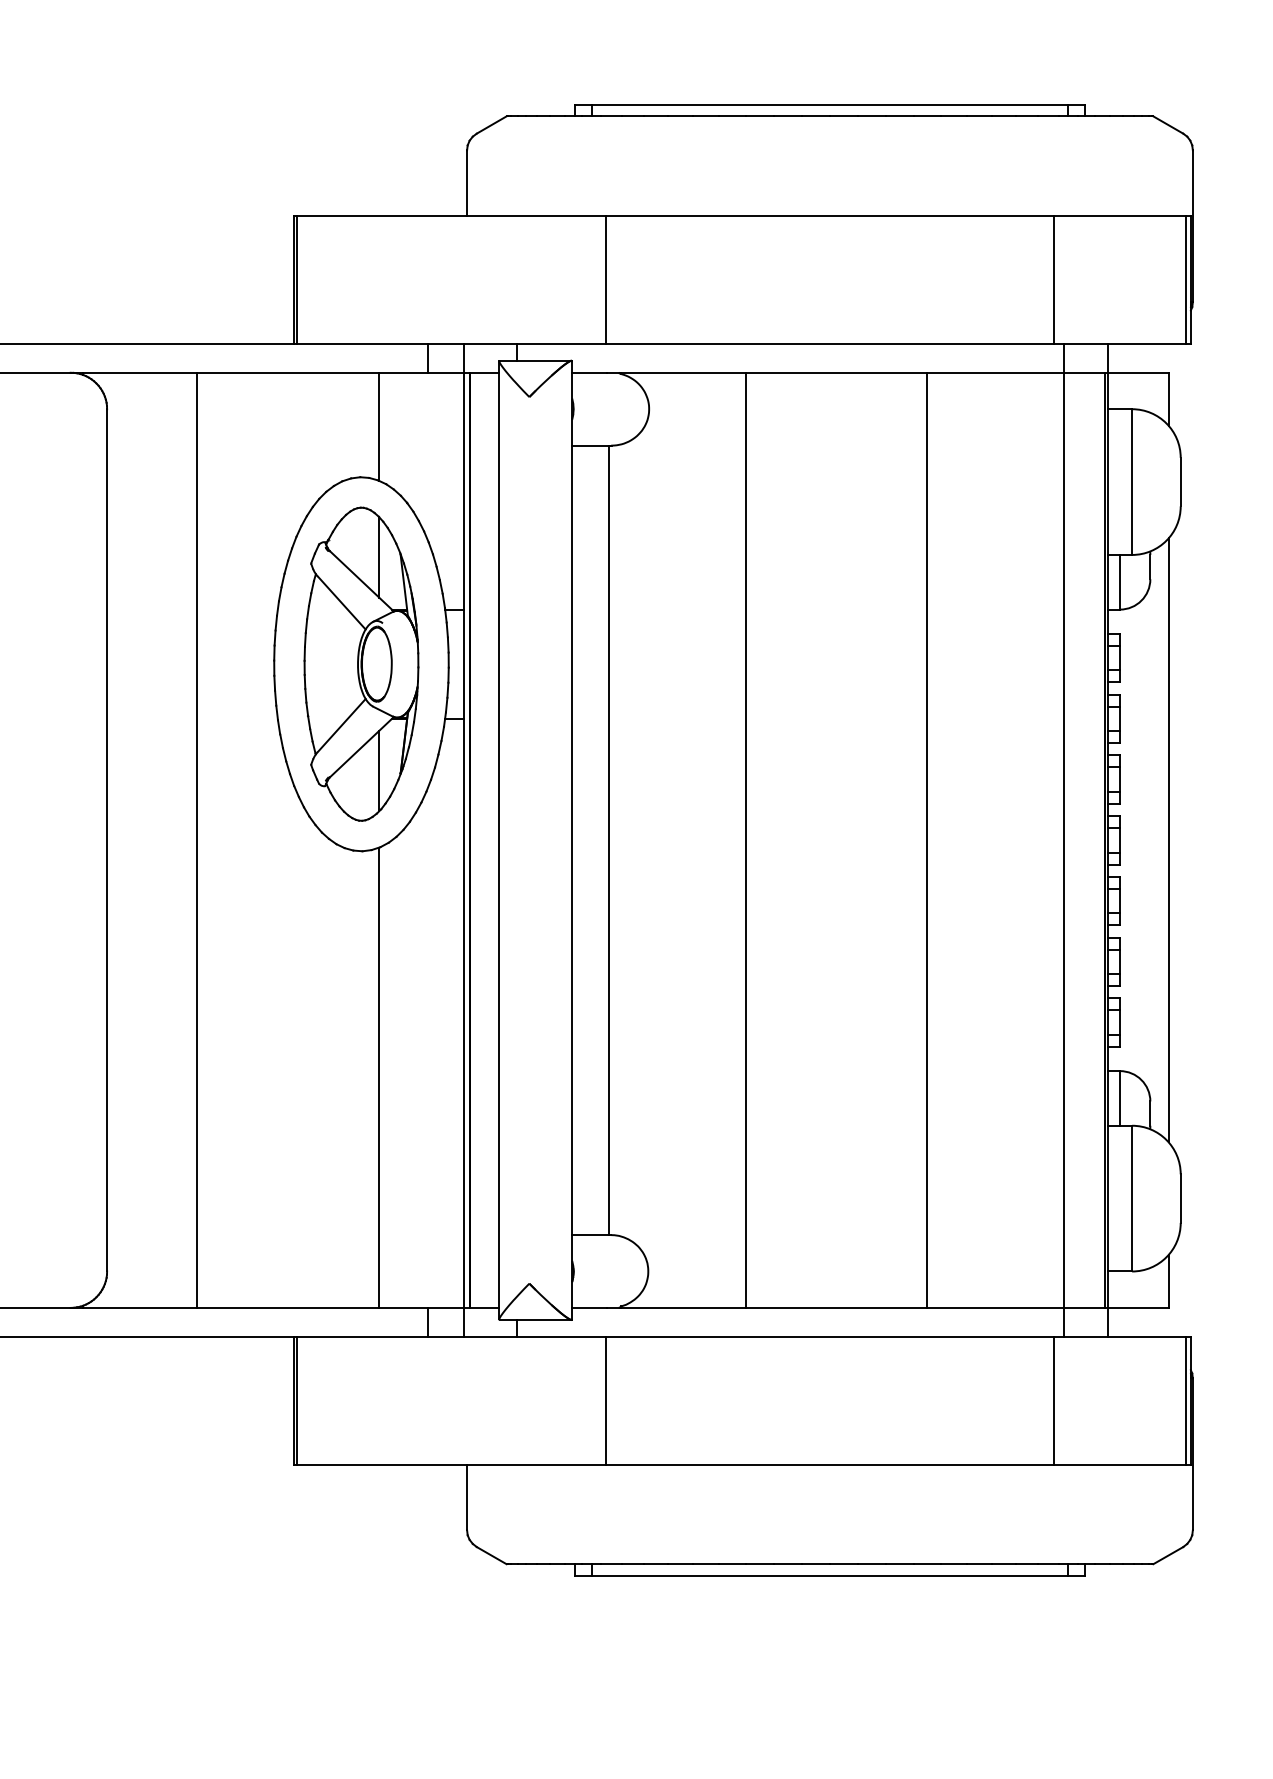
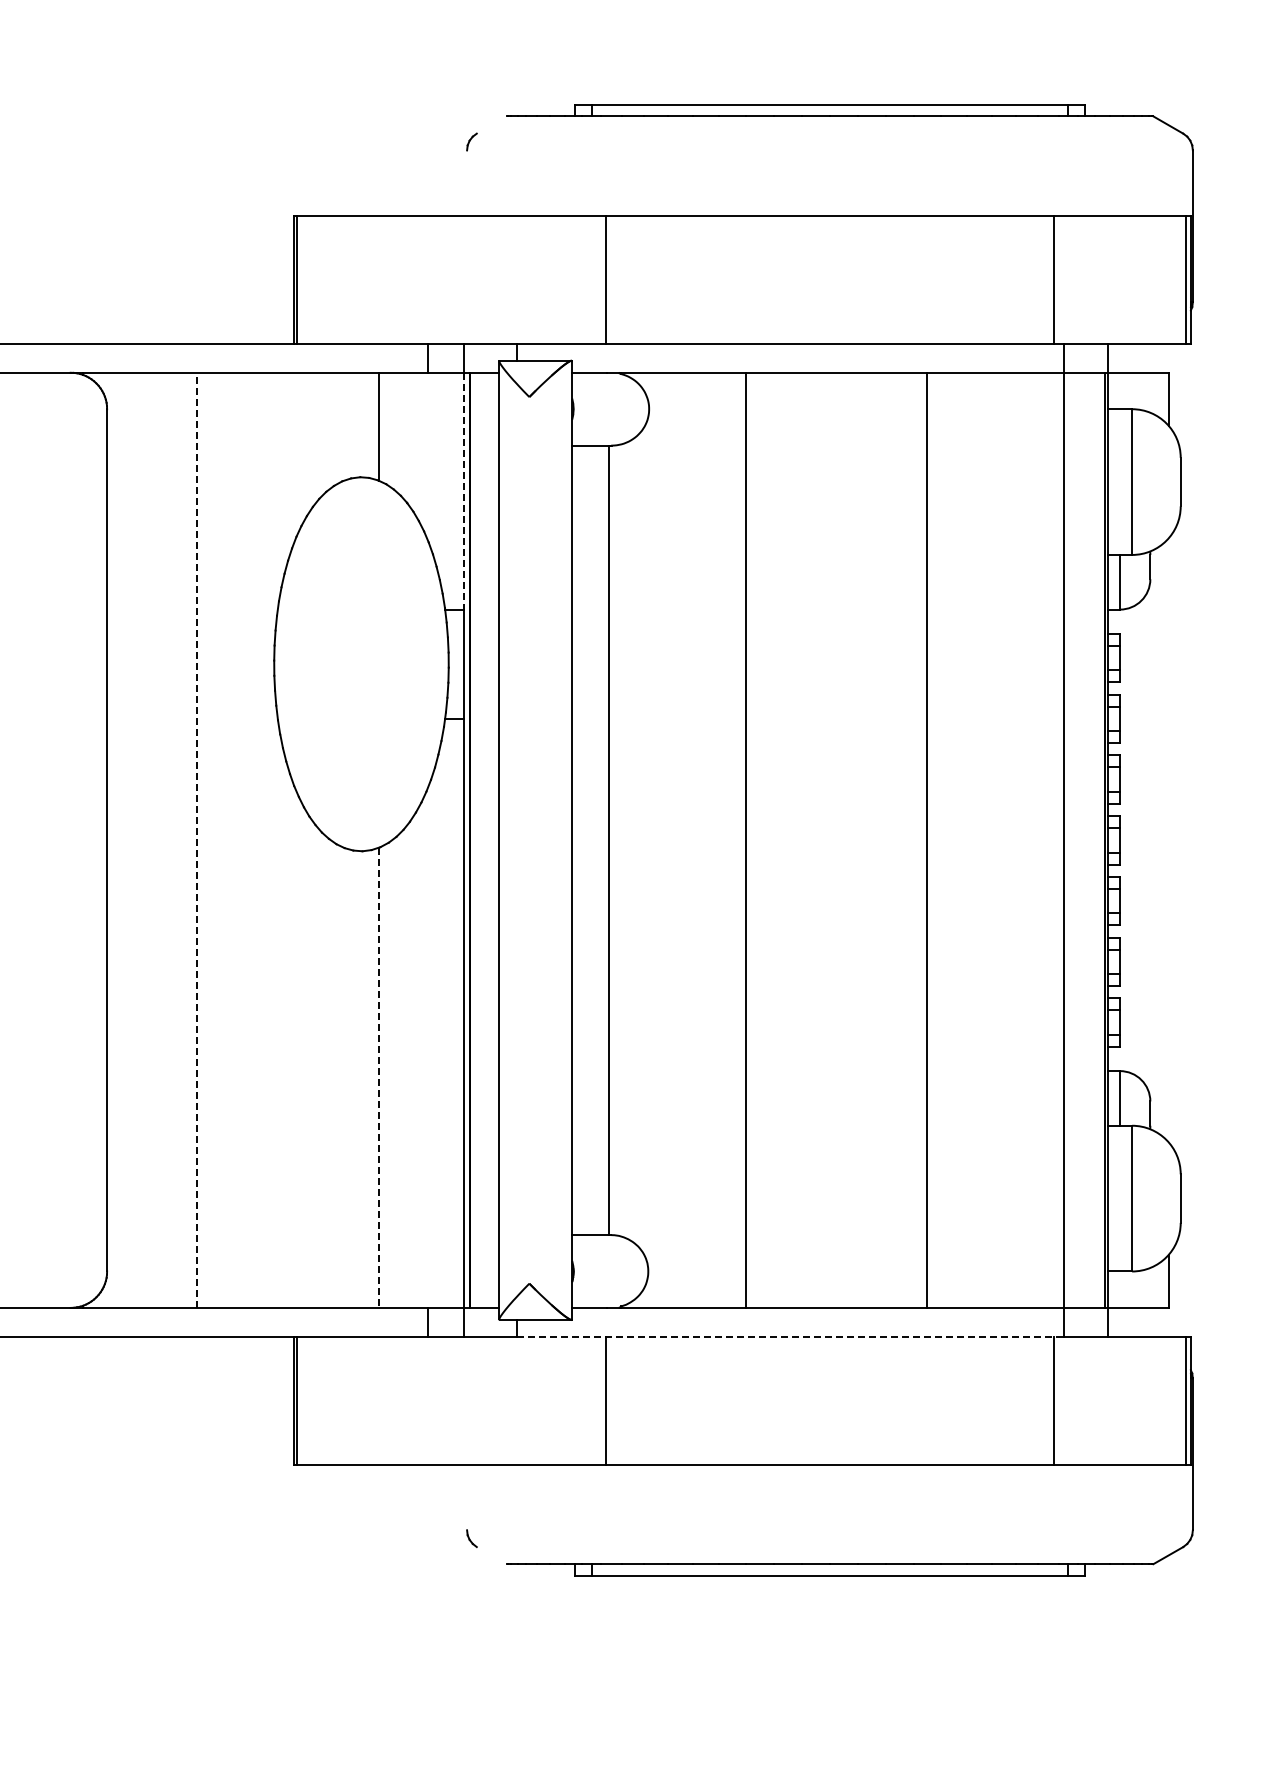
line: present -> none (491, 124)
line: present -> none (467, 183)
line: solid -> dashed (464, 491)
part: present -> none (361, 663)
line: solid -> dashed (196, 840)
line: present -> none (1168, 840)
line: solid -> dashed (379, 1078)
line: solid -> dashed (791, 1337)
line: present -> none (467, 1497)
line: present -> none (491, 1555)
